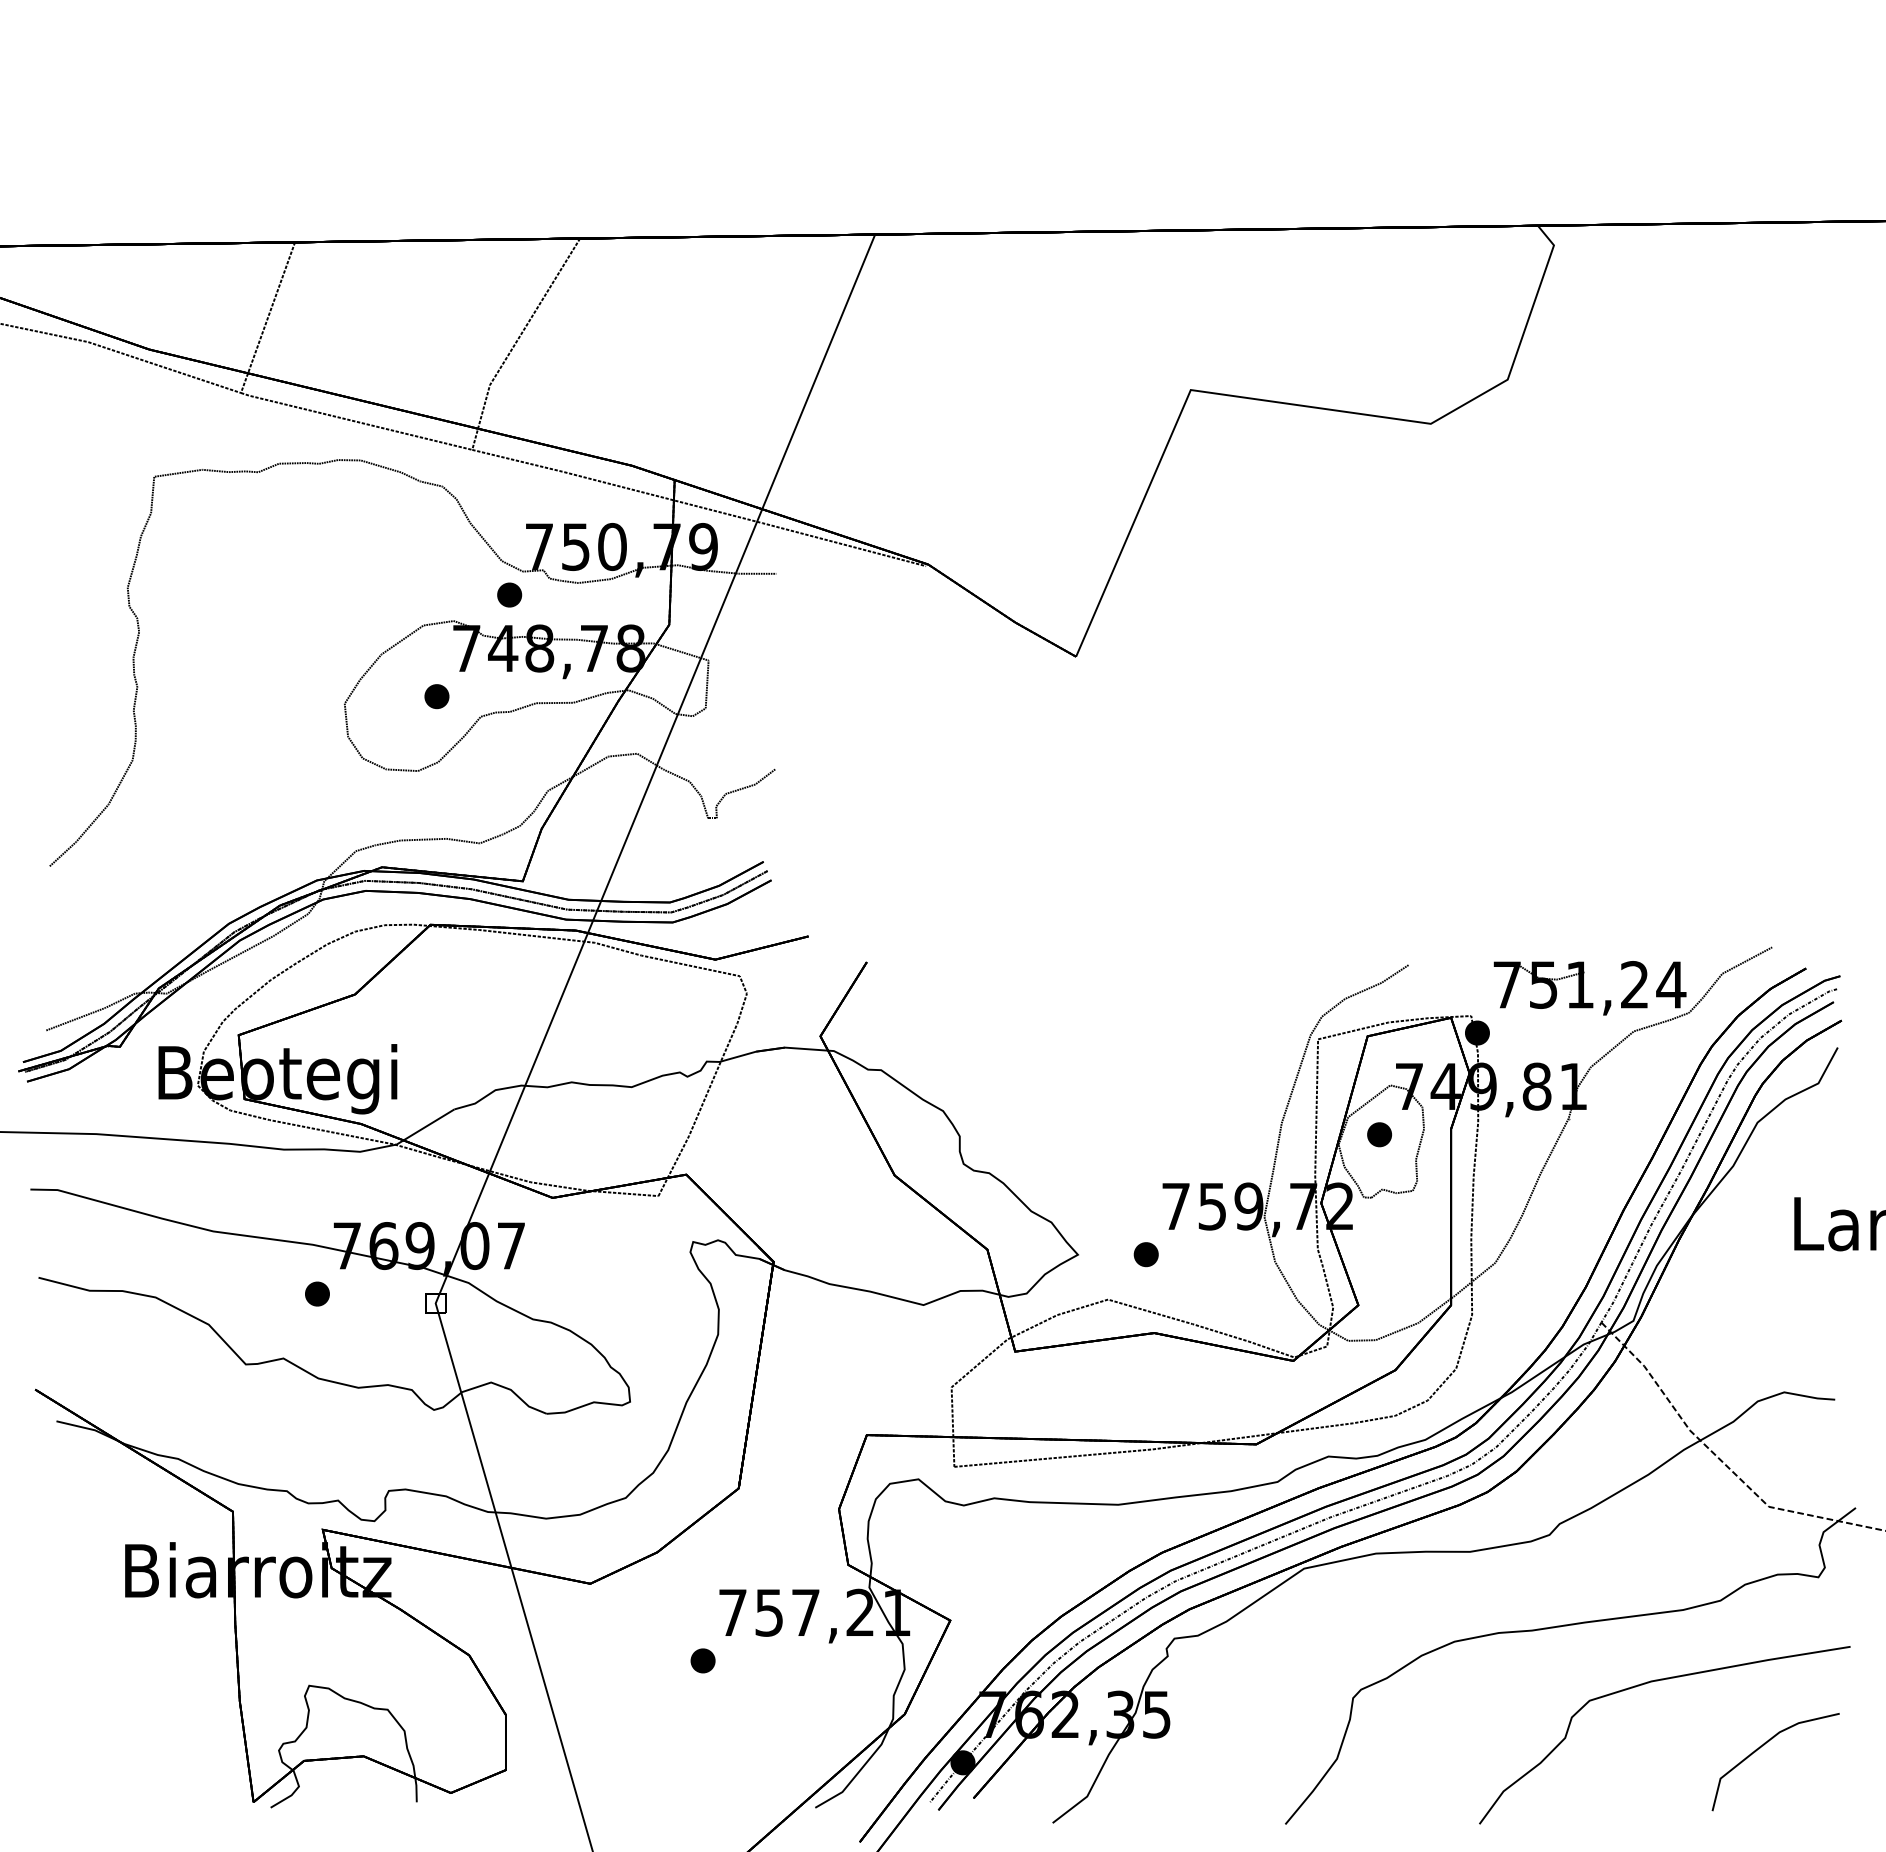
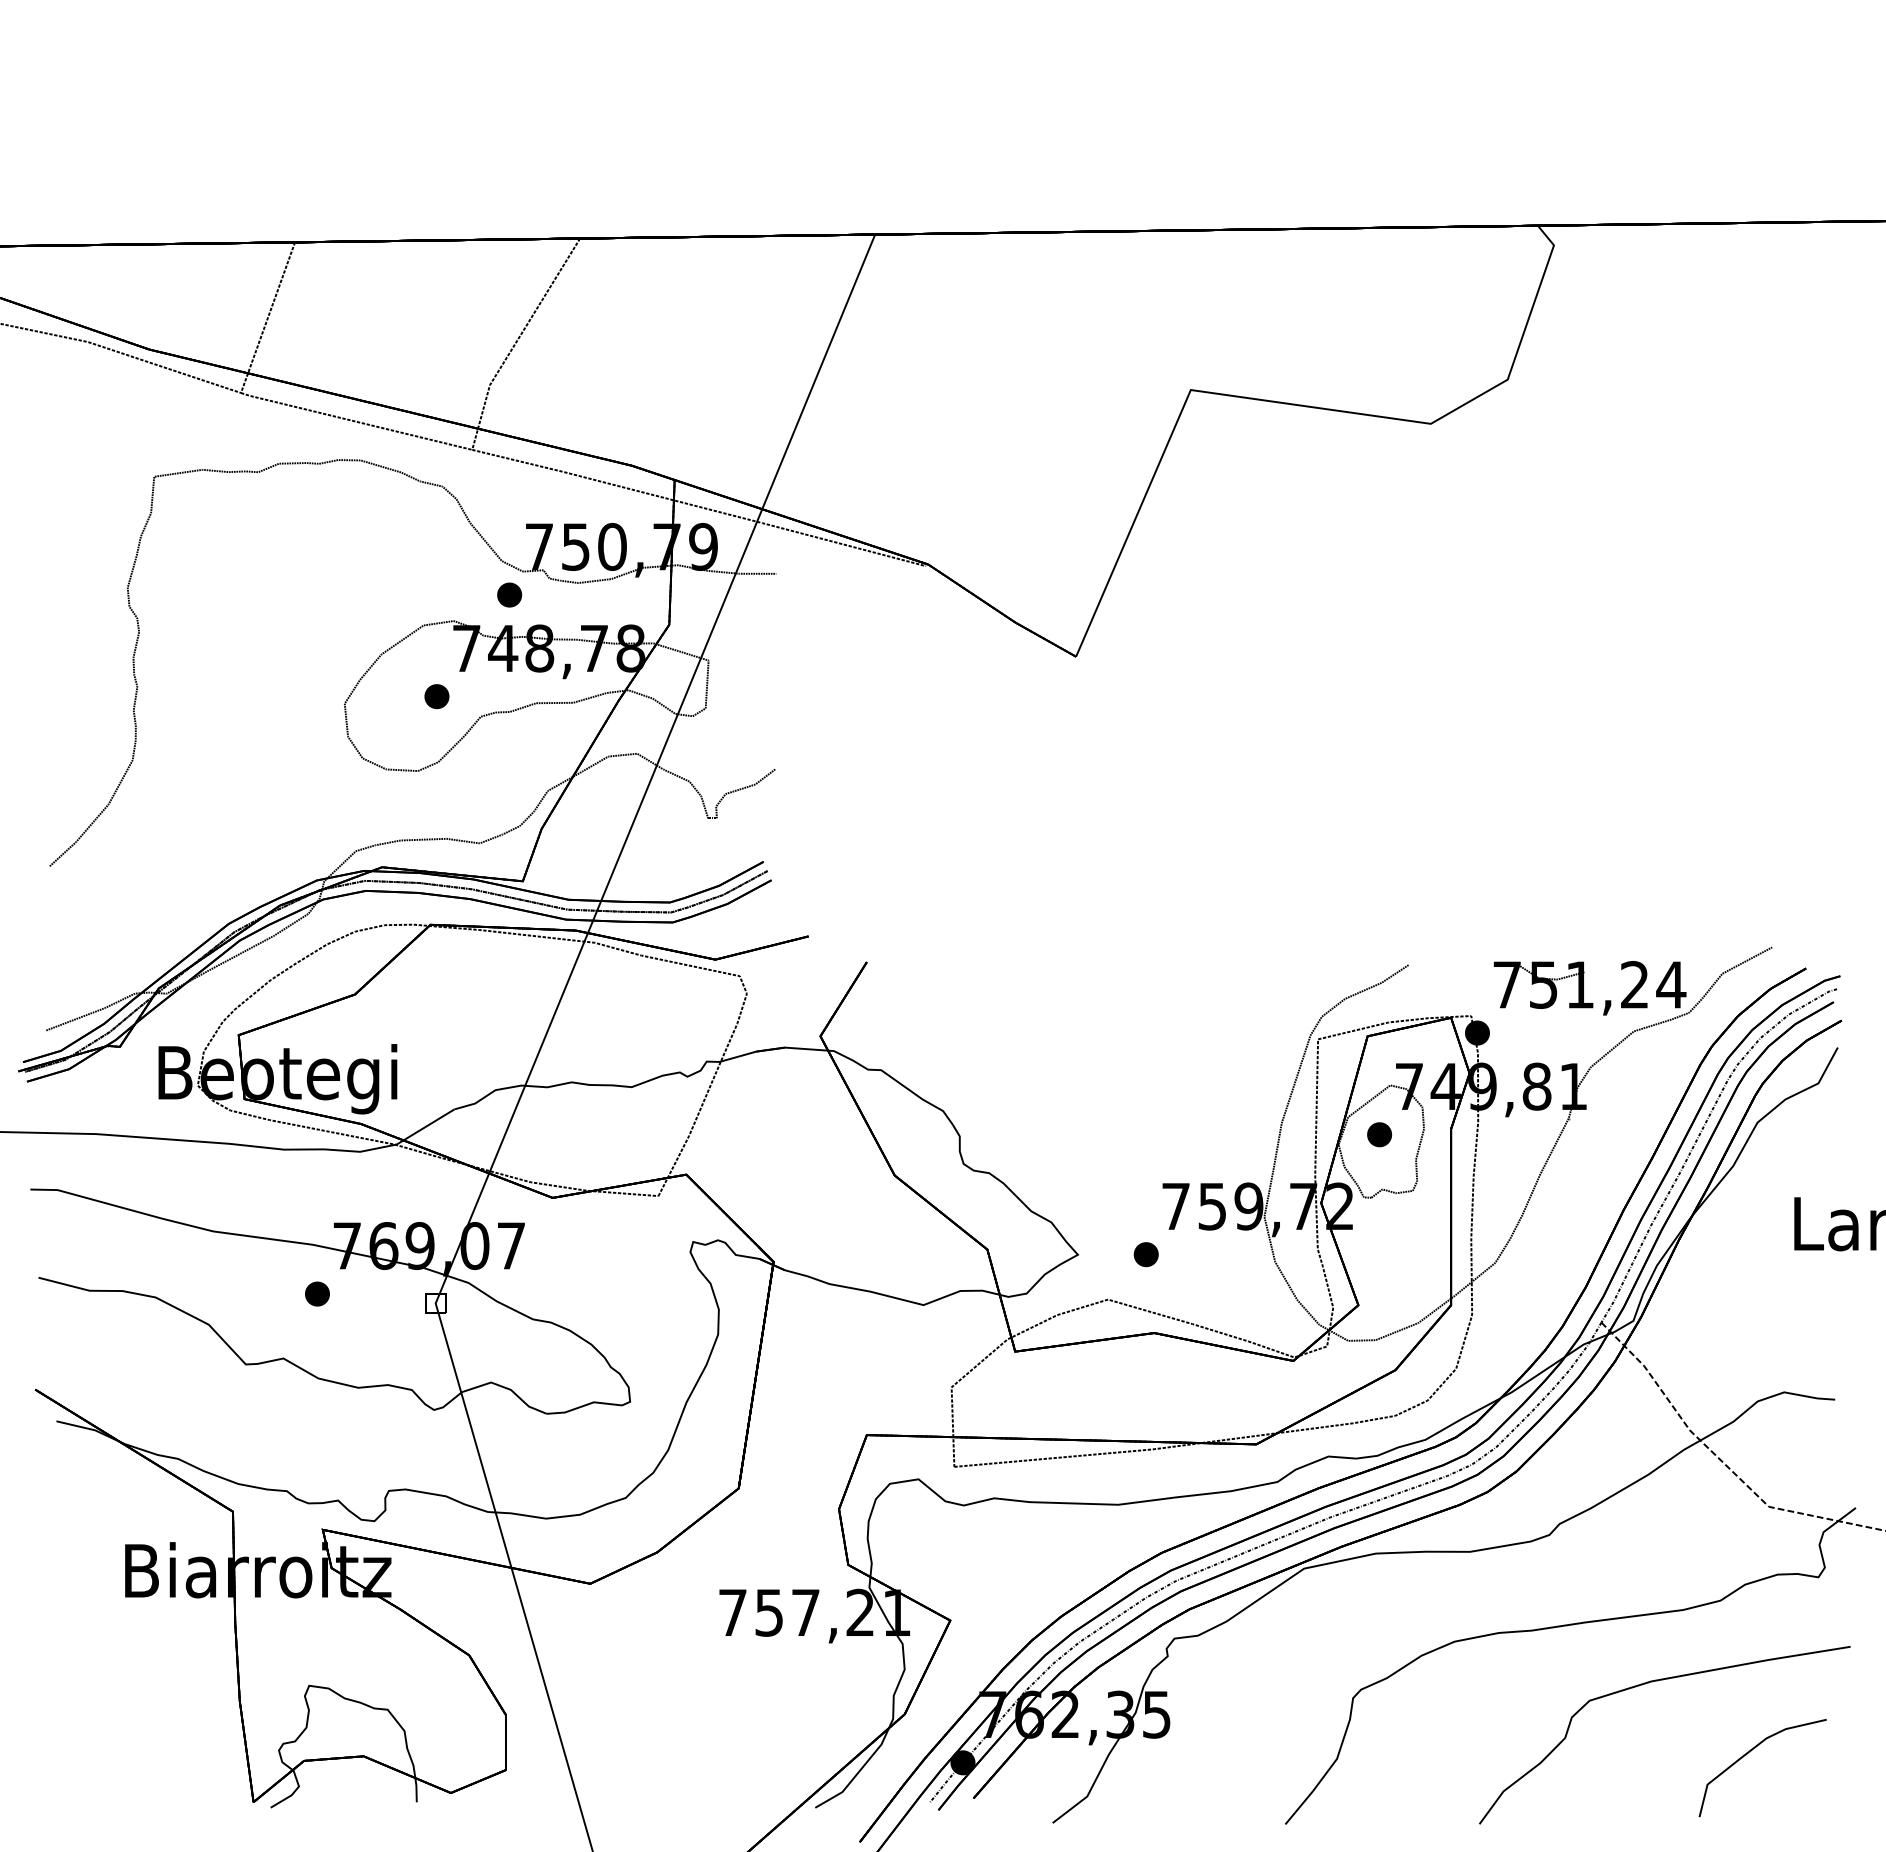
part: present -> none (702, 1660)
curve position: (1764, 1745) -> (1751, 1751) (1751, 1751)
